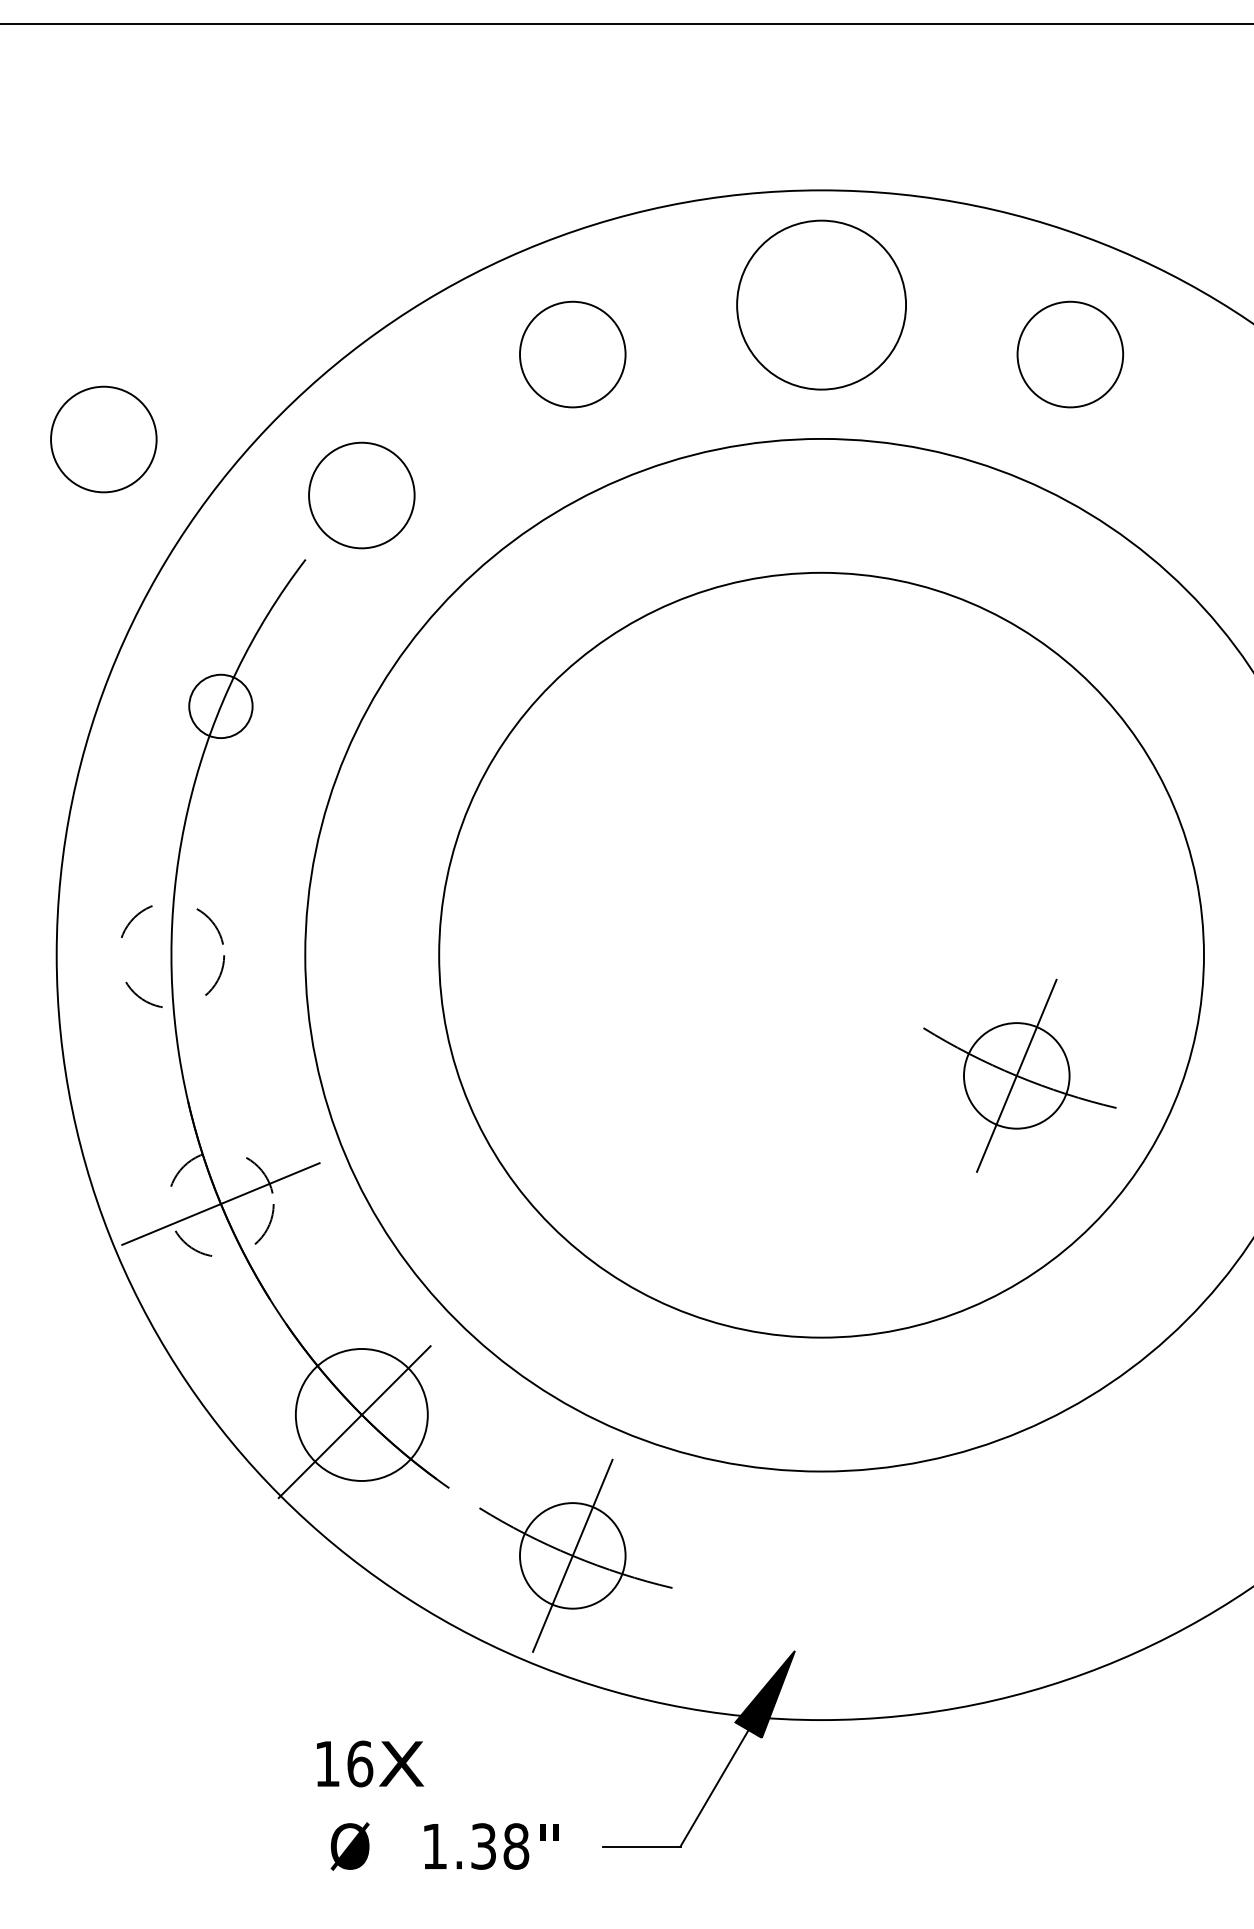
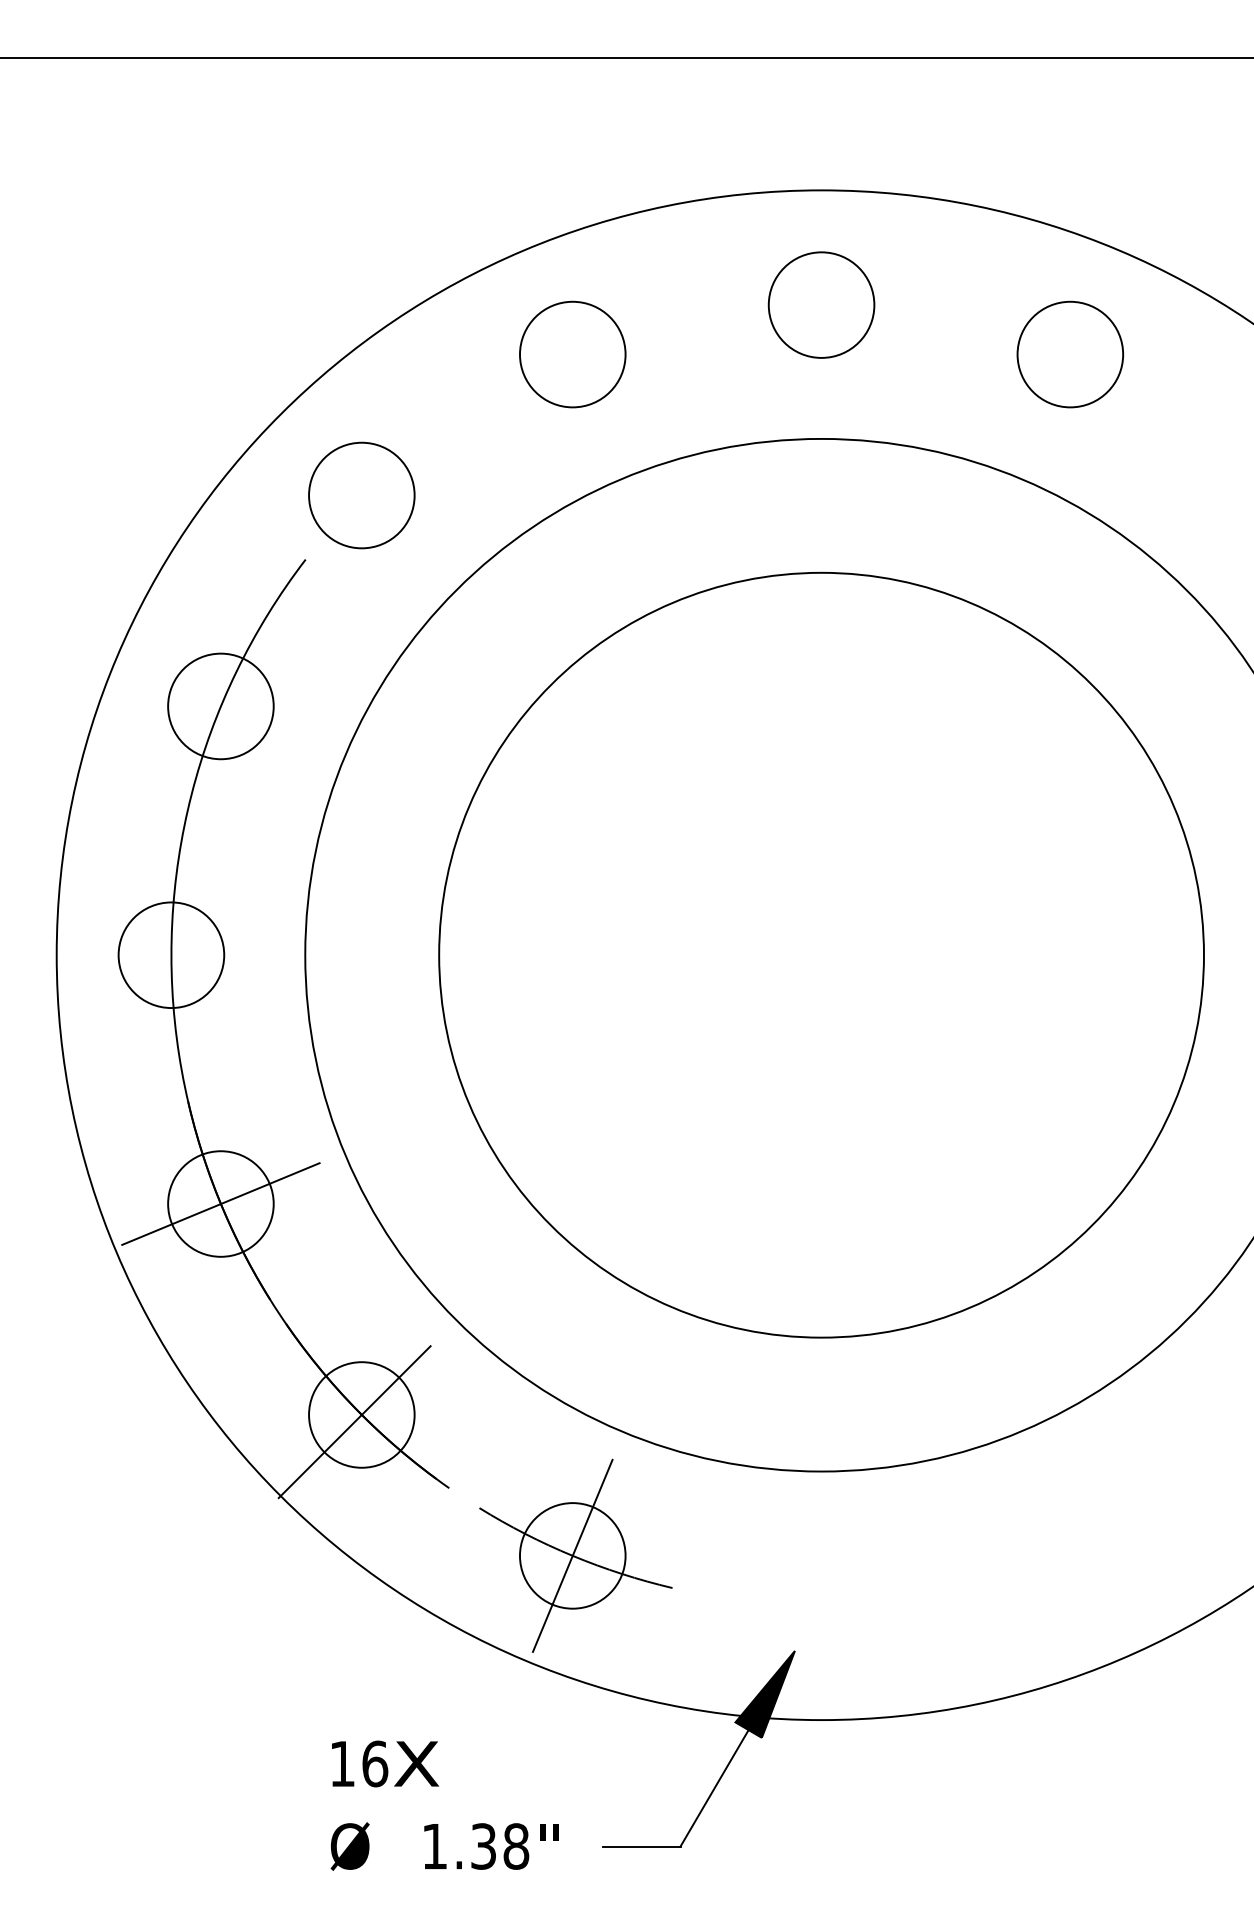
line position: (626, 23) -> (626, 57) (626, 57)
circle diameter: 169 px -> 106 px (821, 304)
circle: present -> none (103, 439)
circle diameter: 63 px -> 106 px (220, 706)
circle: dashed -> solid (171, 955)
part: present -> none (1019, 1075)
circle: dashed -> solid (220, 1203)
circle diameter: 132 px -> 106 px (361, 1414)
text position: (370, 1763) -> (385, 1763) (385, 1763)
